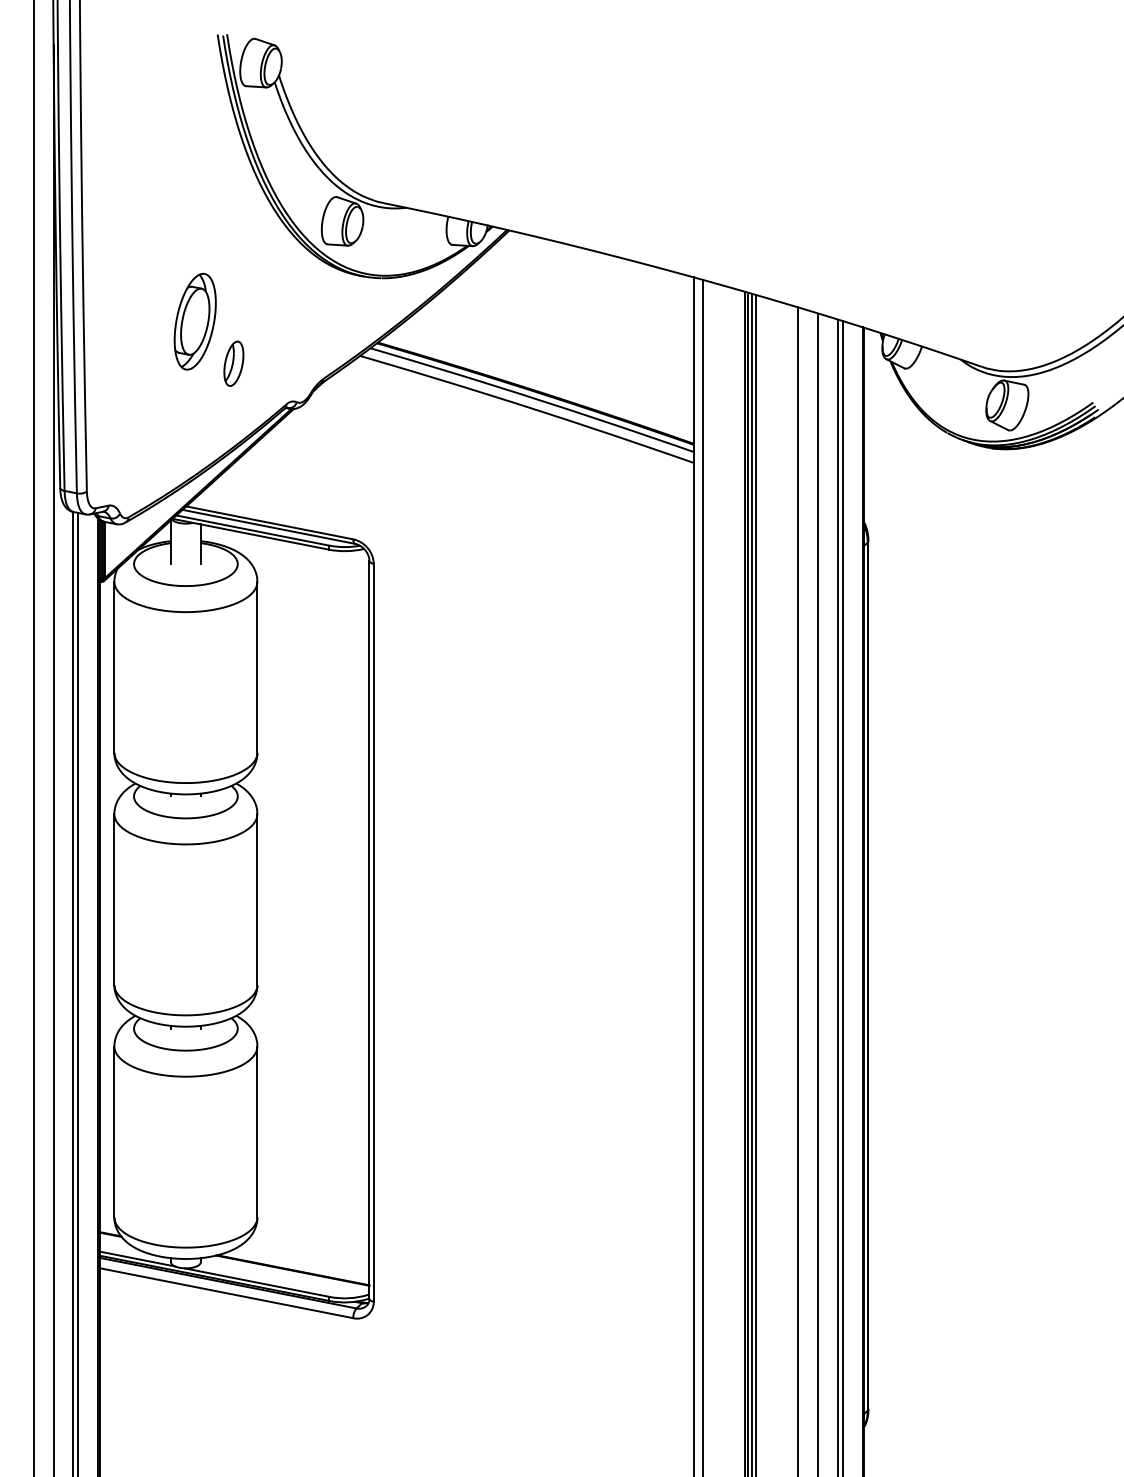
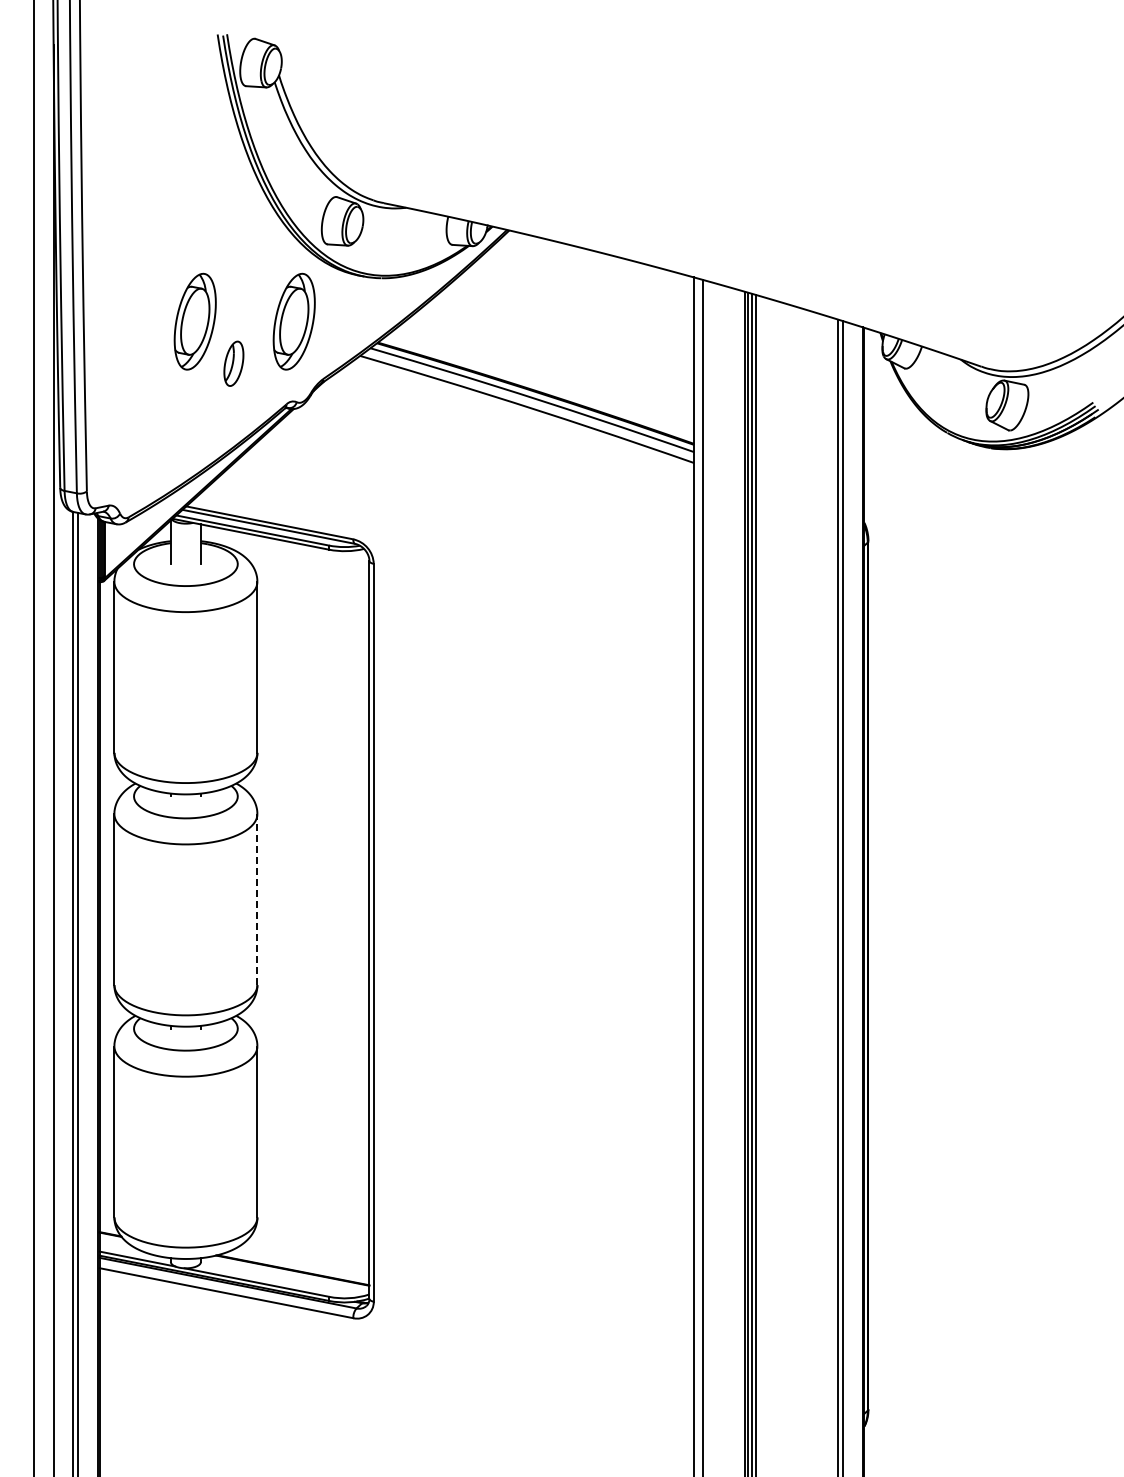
part: none -> present (293, 321)
line: present -> none (798, 890)
line: present -> none (818, 893)
line: solid -> dashed (257, 899)
